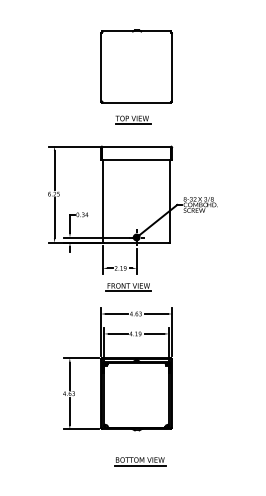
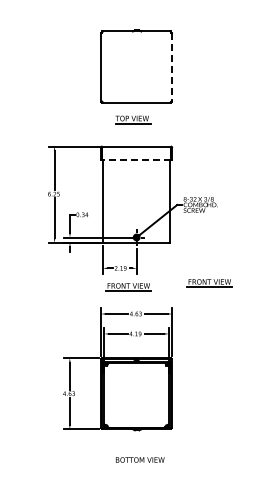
line: solid -> dashed (172, 67)
line: solid -> dashed (136, 159)
part: none -> present (209, 283)
line: present -> none (139, 465)
